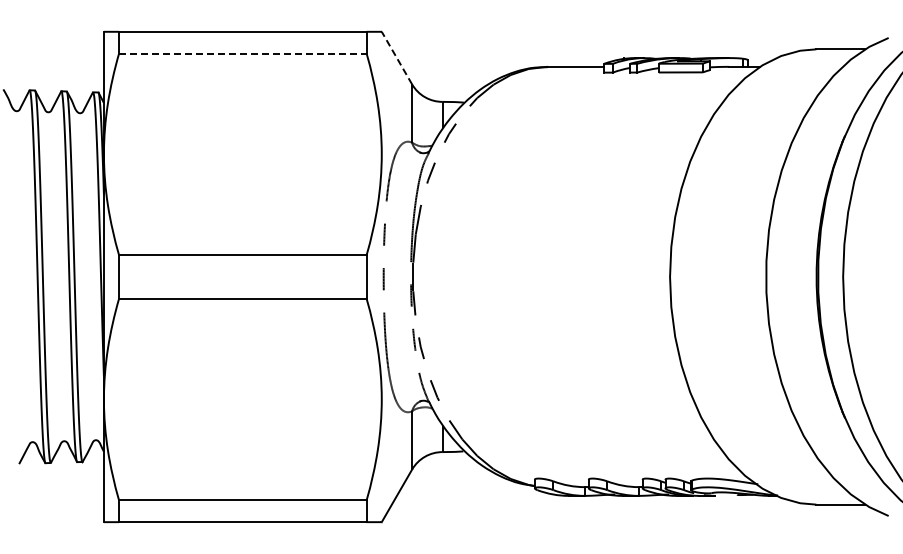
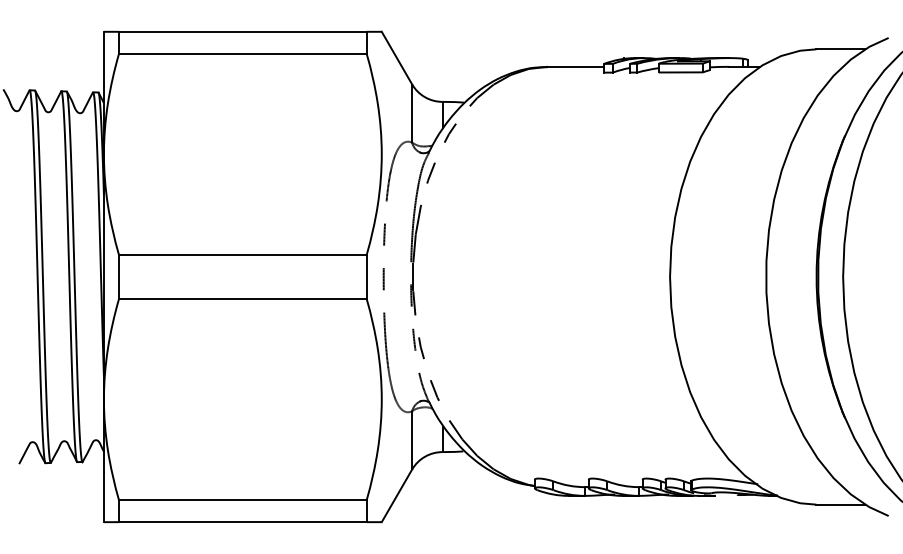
line: dashed -> solid (242, 53)
line: dashed -> solid (396, 57)
